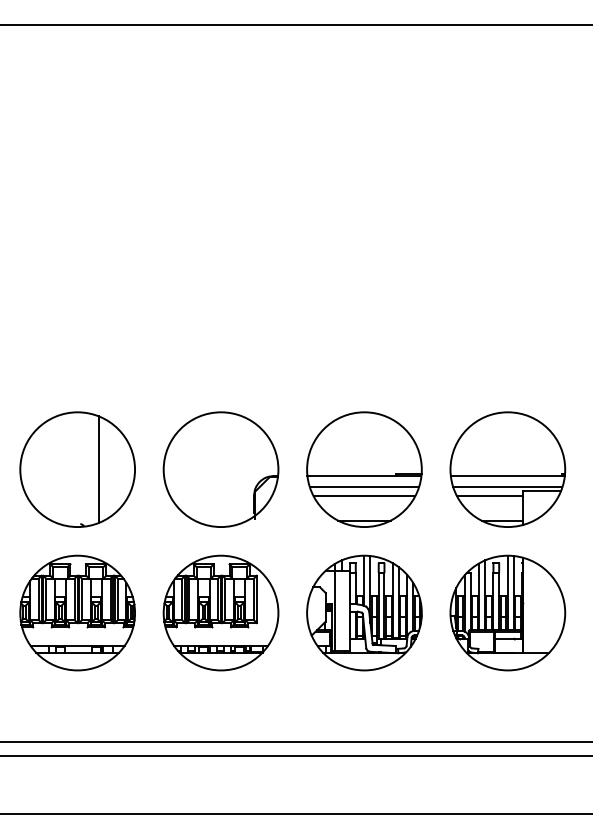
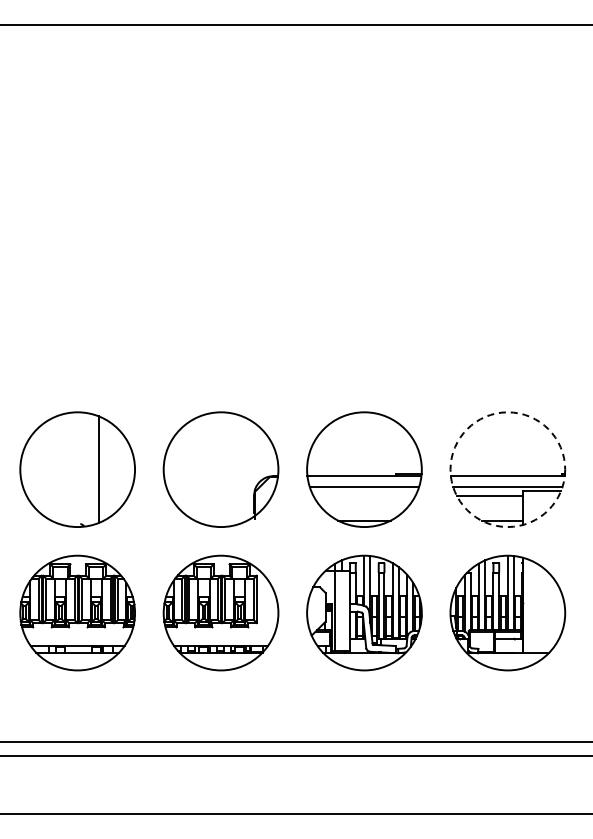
circle: solid -> dashed (507, 469)
line: present -> none (364, 496)
